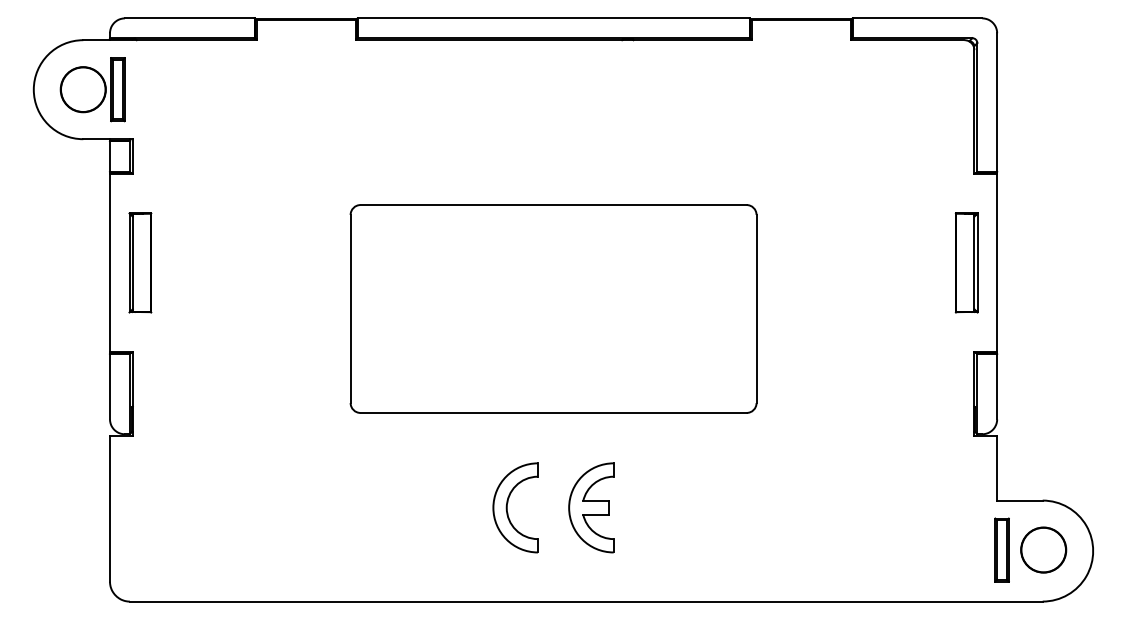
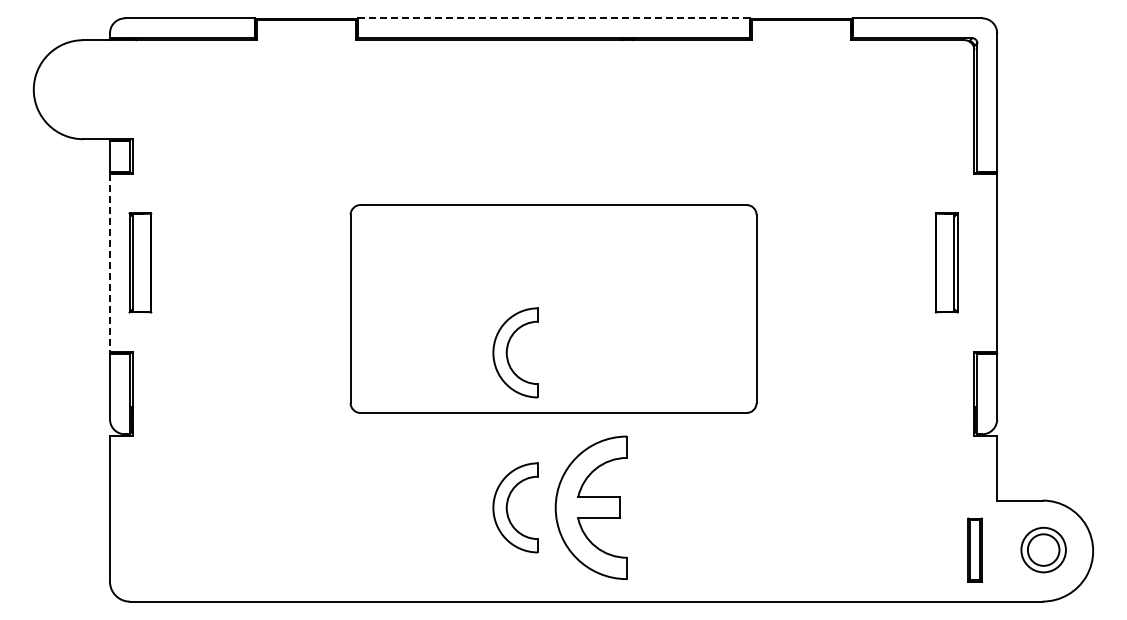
line: solid -> dashed (554, 18)
part: present -> none (92, 89)
part position: (966, 262) -> (946, 262) (946, 262)
line: solid -> dashed (110, 263)
part: none -> present (507, 352)
part size: 47x92 px -> 74x145 px (590, 507)
part position: (1001, 549) -> (974, 549) (974, 549)
circle diameter: 45 px -> 32 px (1043, 549)
